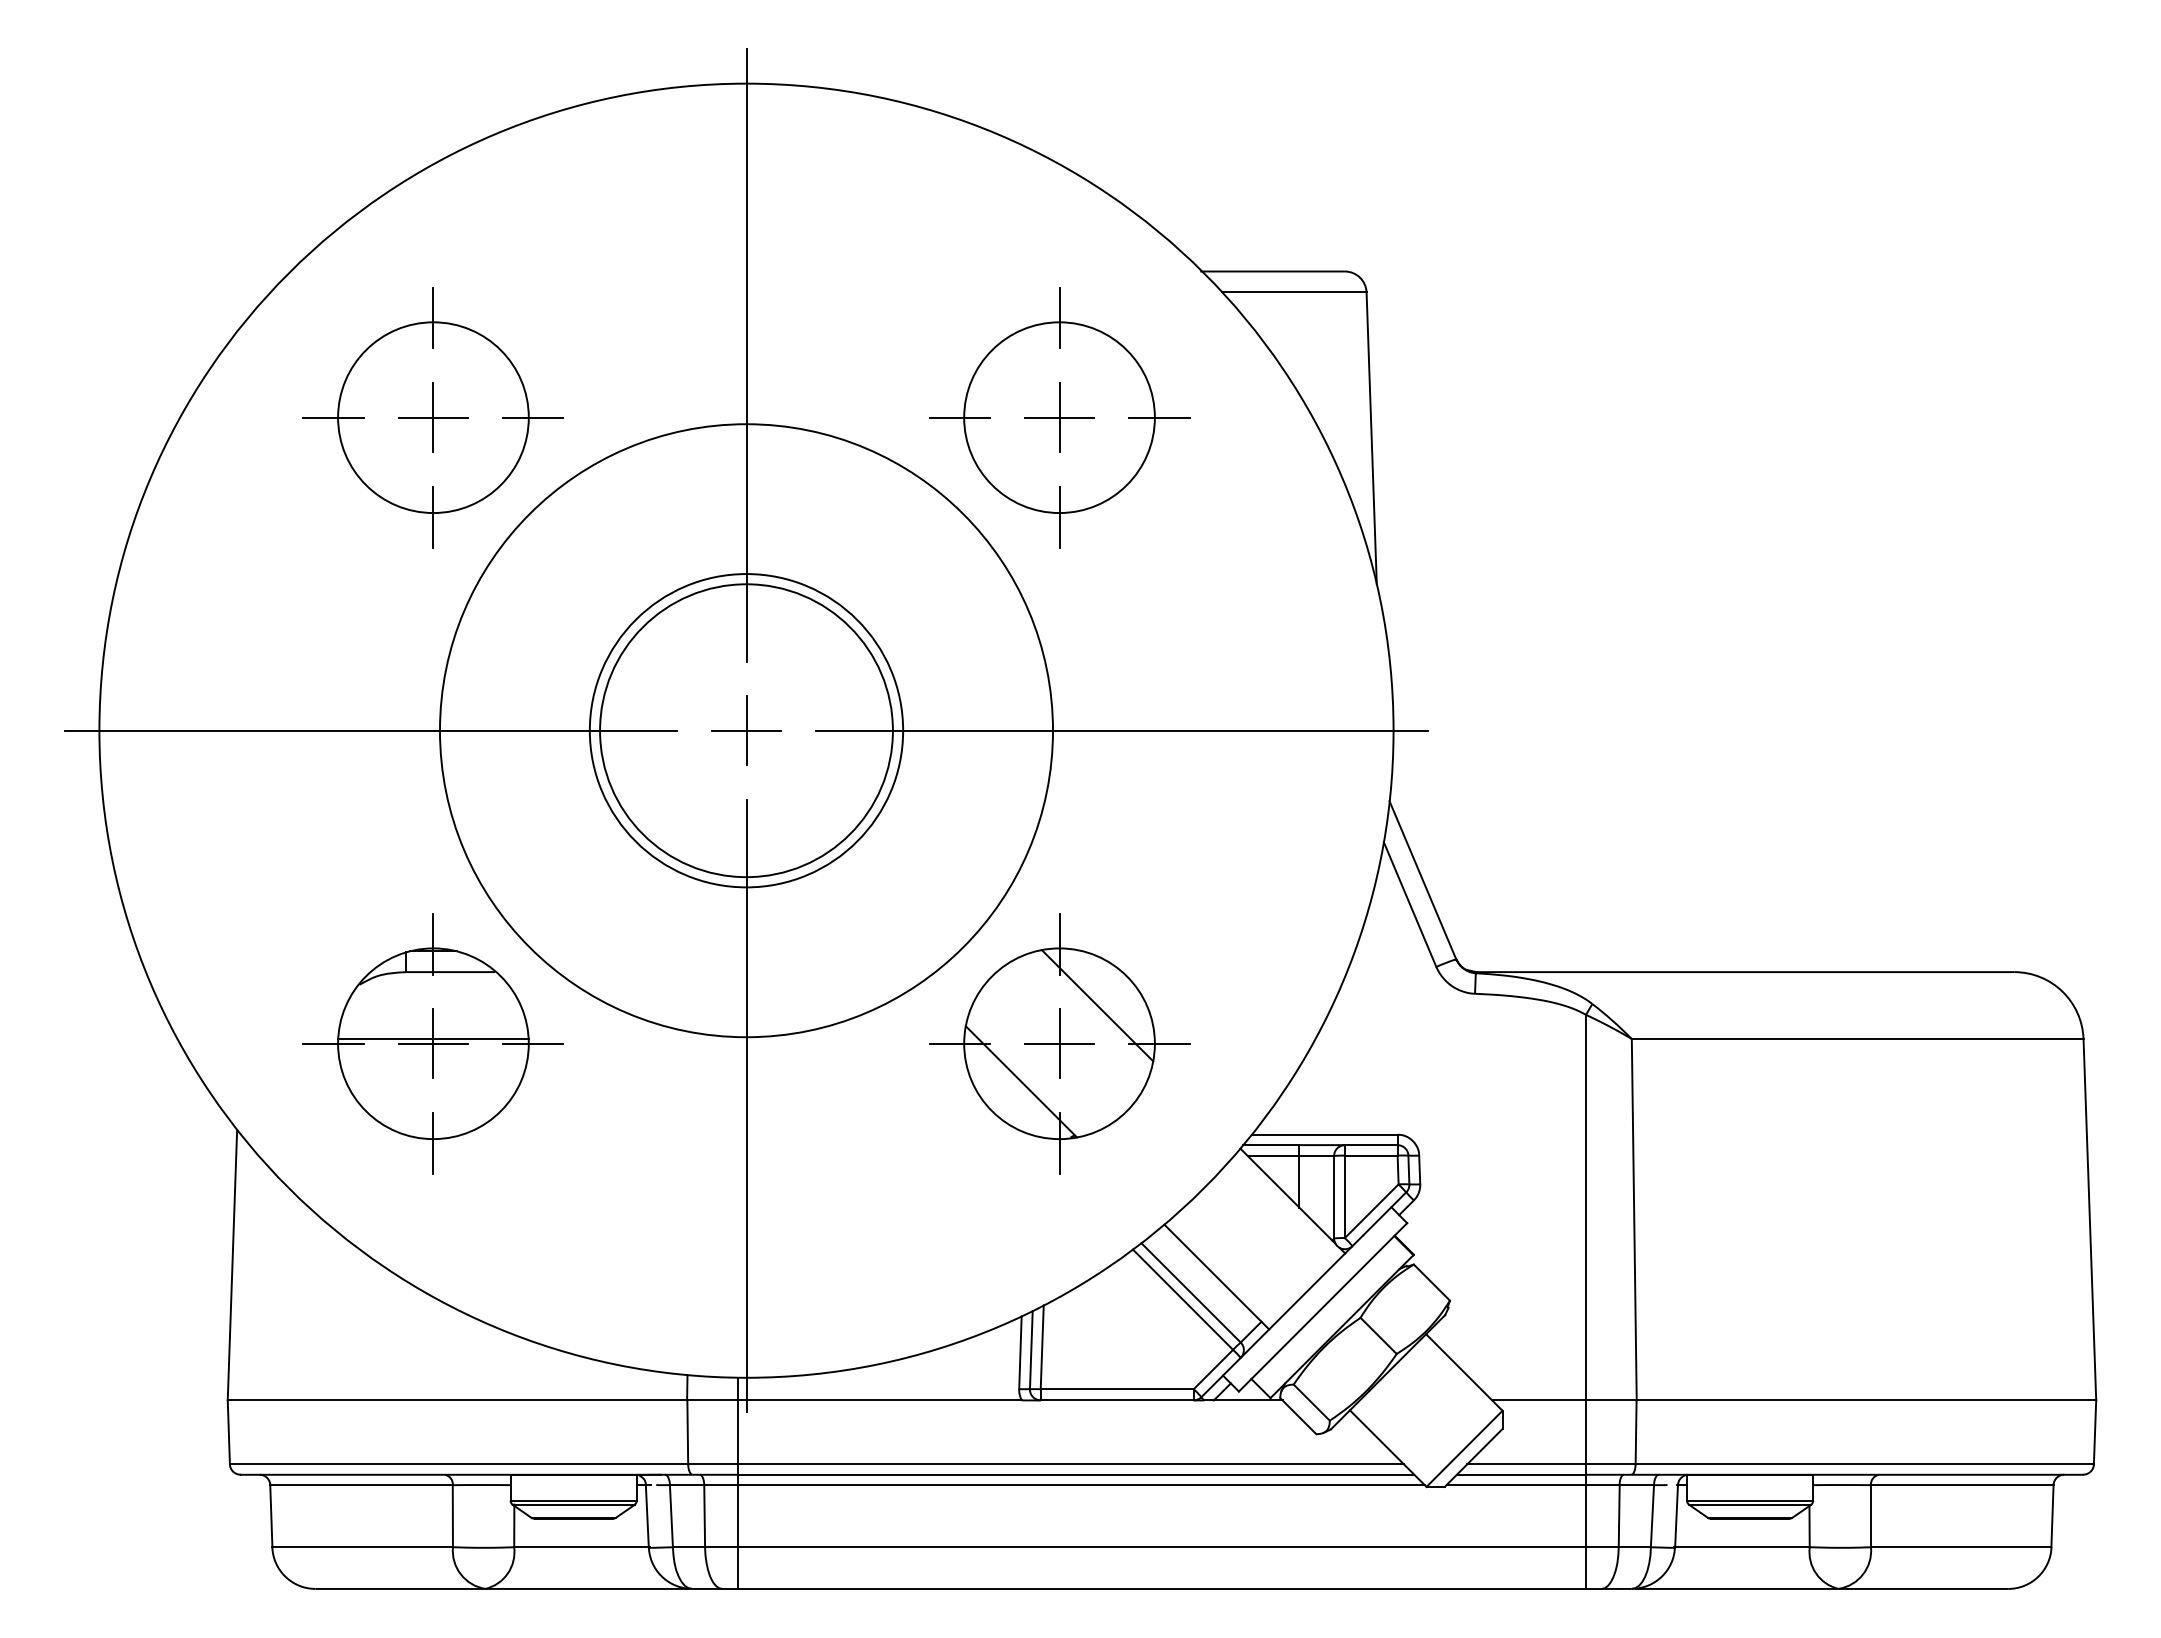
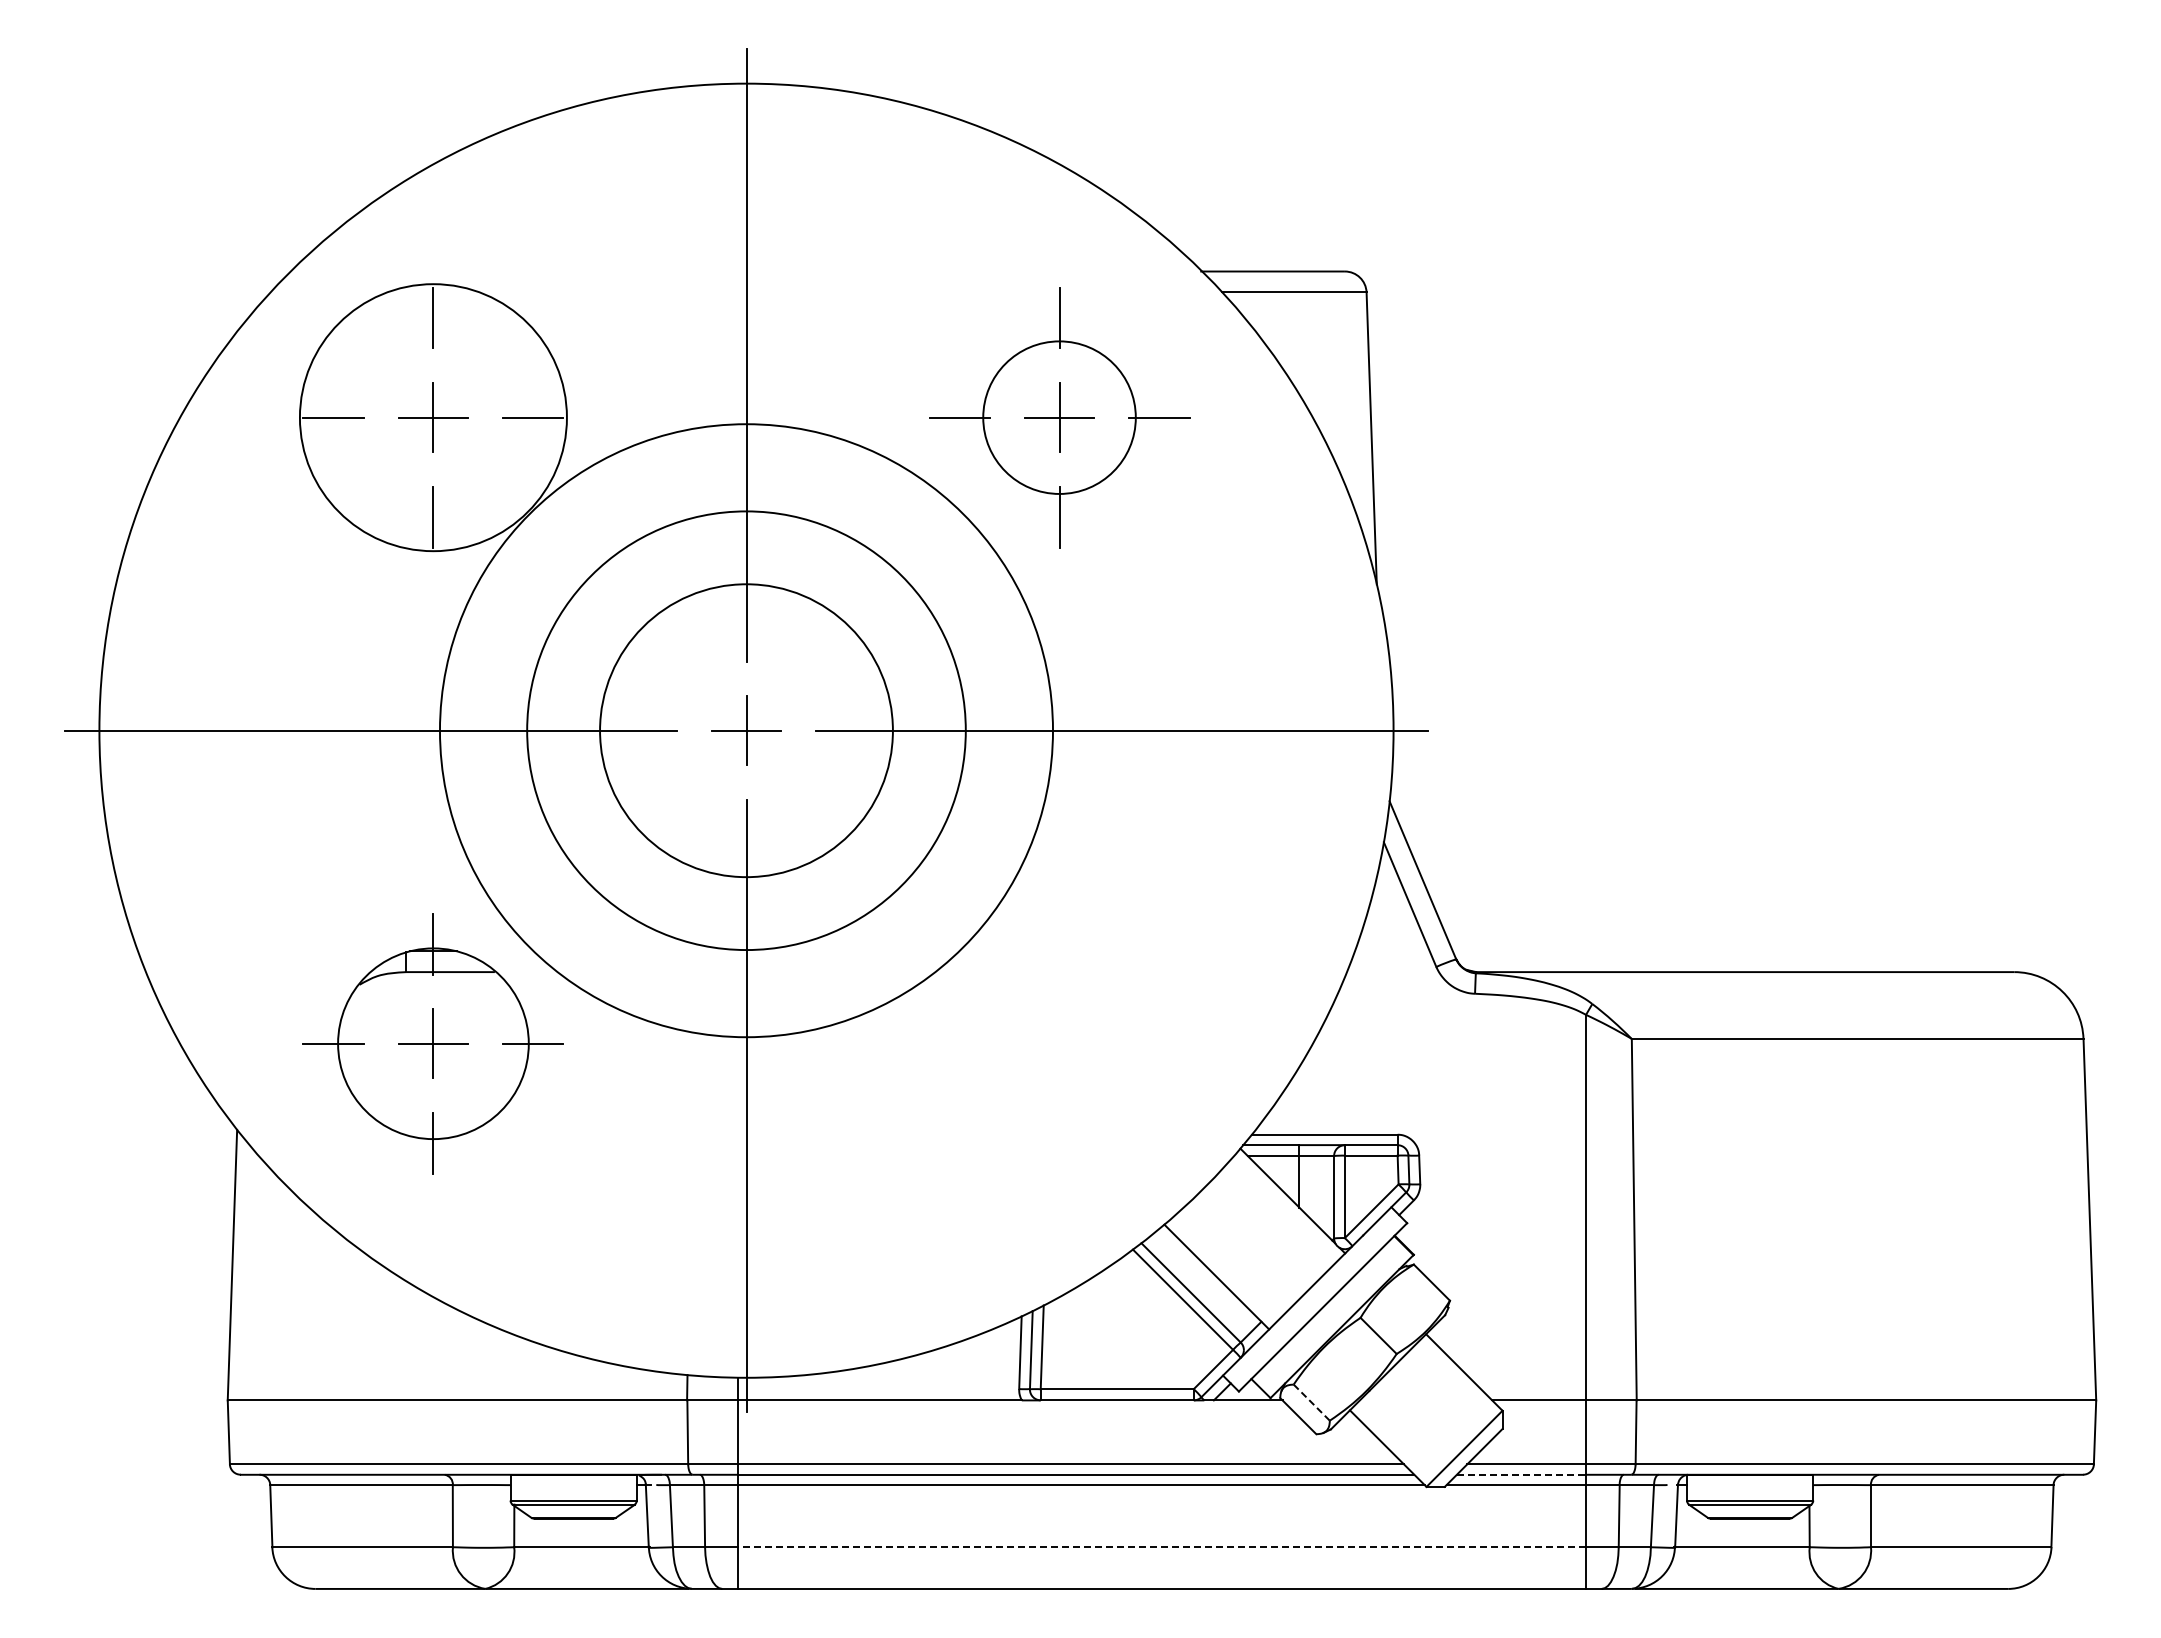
circle diameter: 191 px -> 267 px (432, 417)
circle diameter: 191 px -> 153 px (1059, 417)
circle diameter: 313 px -> 439 px (746, 730)
line: present -> none (433, 1039)
part: present -> none (1059, 1043)
line: solid -> dashed (1311, 1402)
line: solid -> dashed (1521, 1474)
line: solid -> dashed (1161, 1547)
